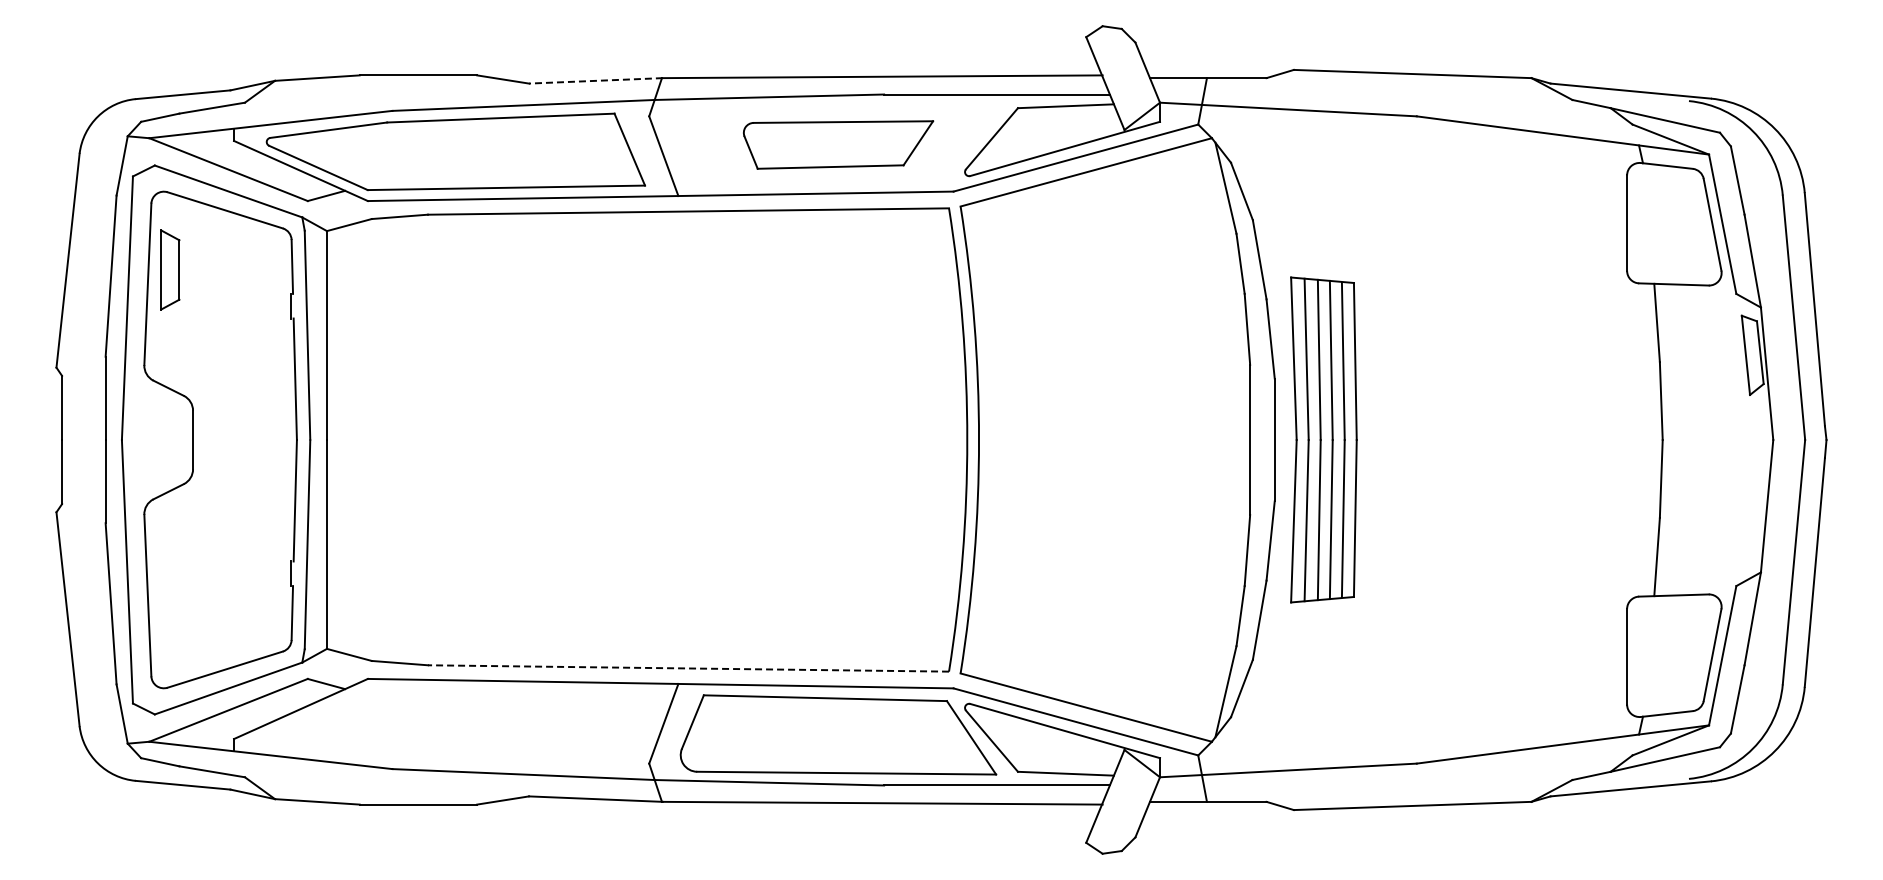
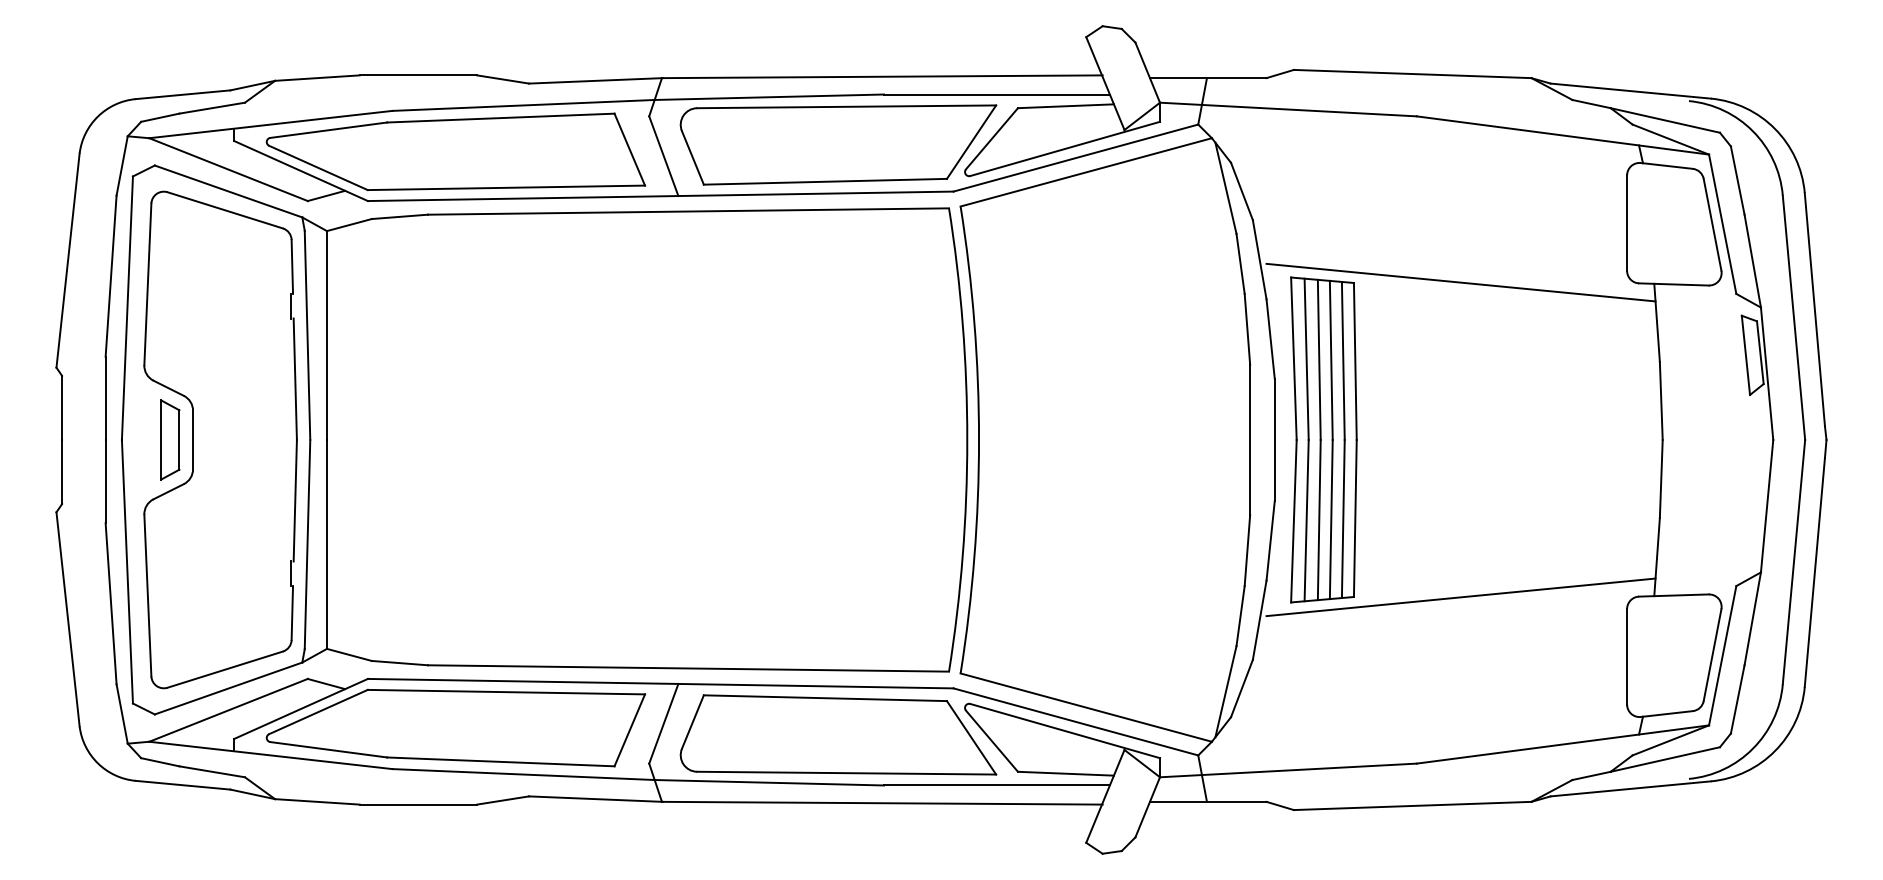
line: dashed -> solid (595, 80)
part size: 192x50 px -> 319x82 px (838, 144)
part position: (170, 269) -> (170, 439) (170, 439)
line: none -> present (1460, 282)
line: none -> present (1460, 597)
line: dashed -> solid (688, 668)
part: none -> present (455, 727)
